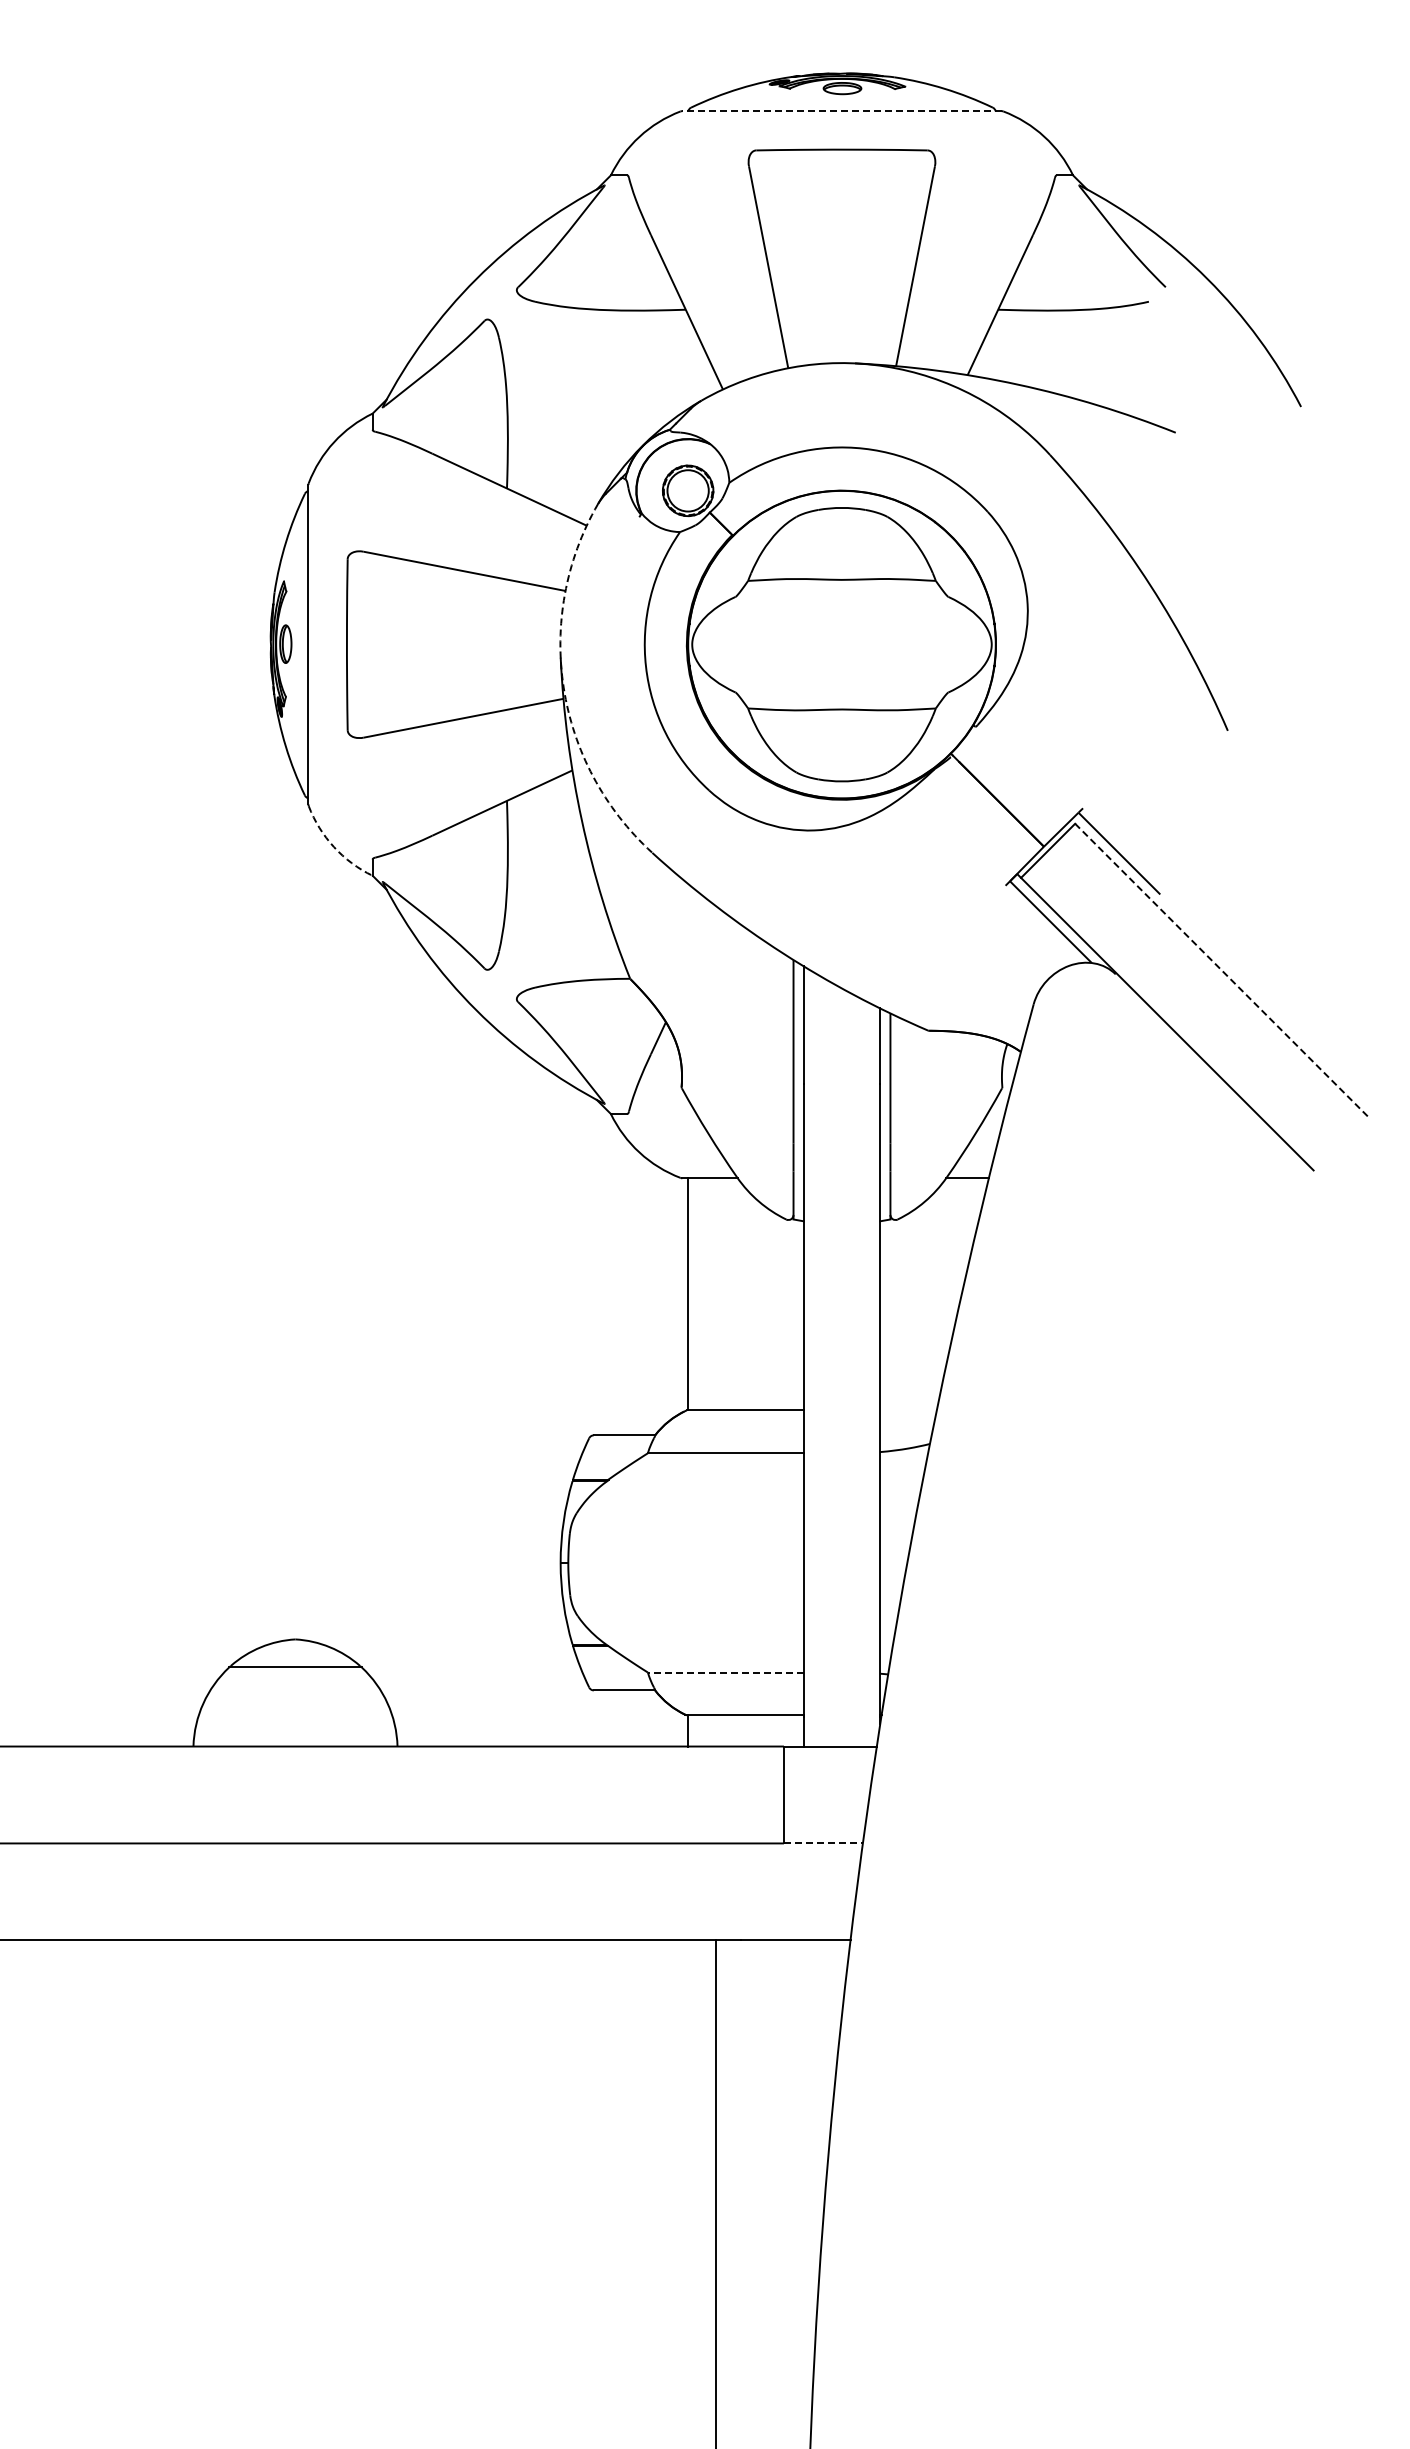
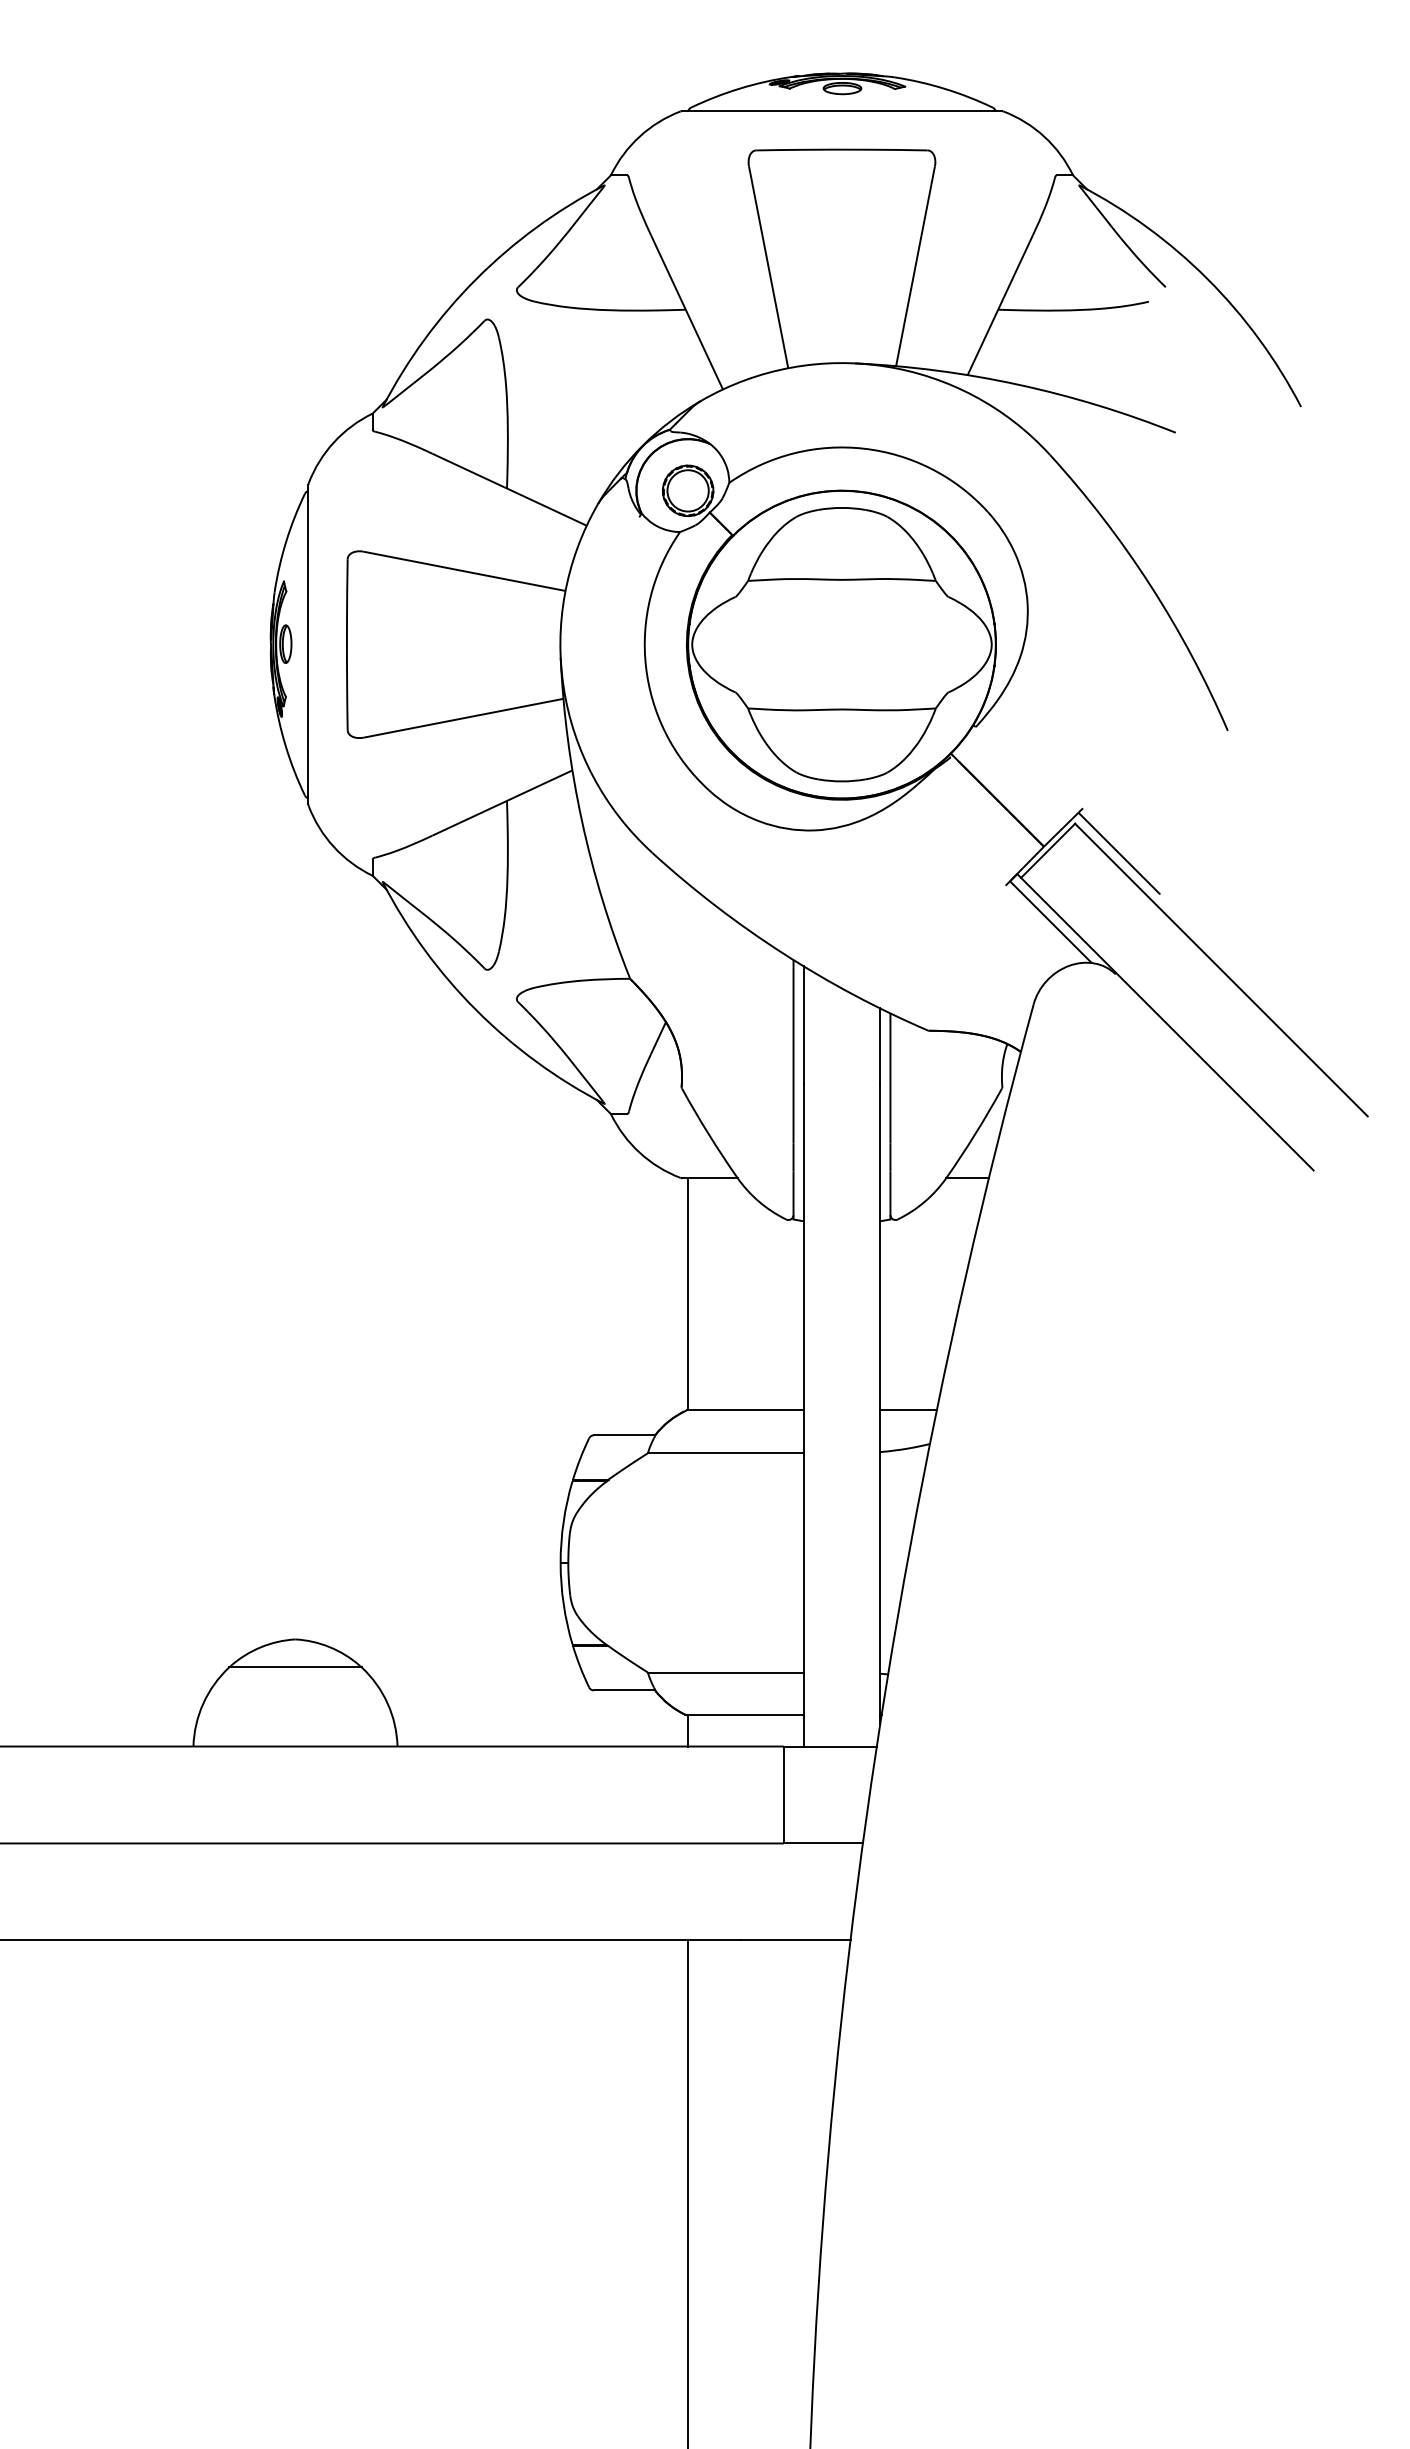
line: dashed -> solid (841, 111)
arc: dashed -> solid (563, 688)
arc: dashed -> solid (334, 847)
line: dashed -> solid (1221, 970)
line: none -> present (908, 1410)
line: dashed -> solid (725, 1672)
line: dashed -> solid (823, 1843)
line position: (716, 2192) -> (688, 2192) (688, 2192)
